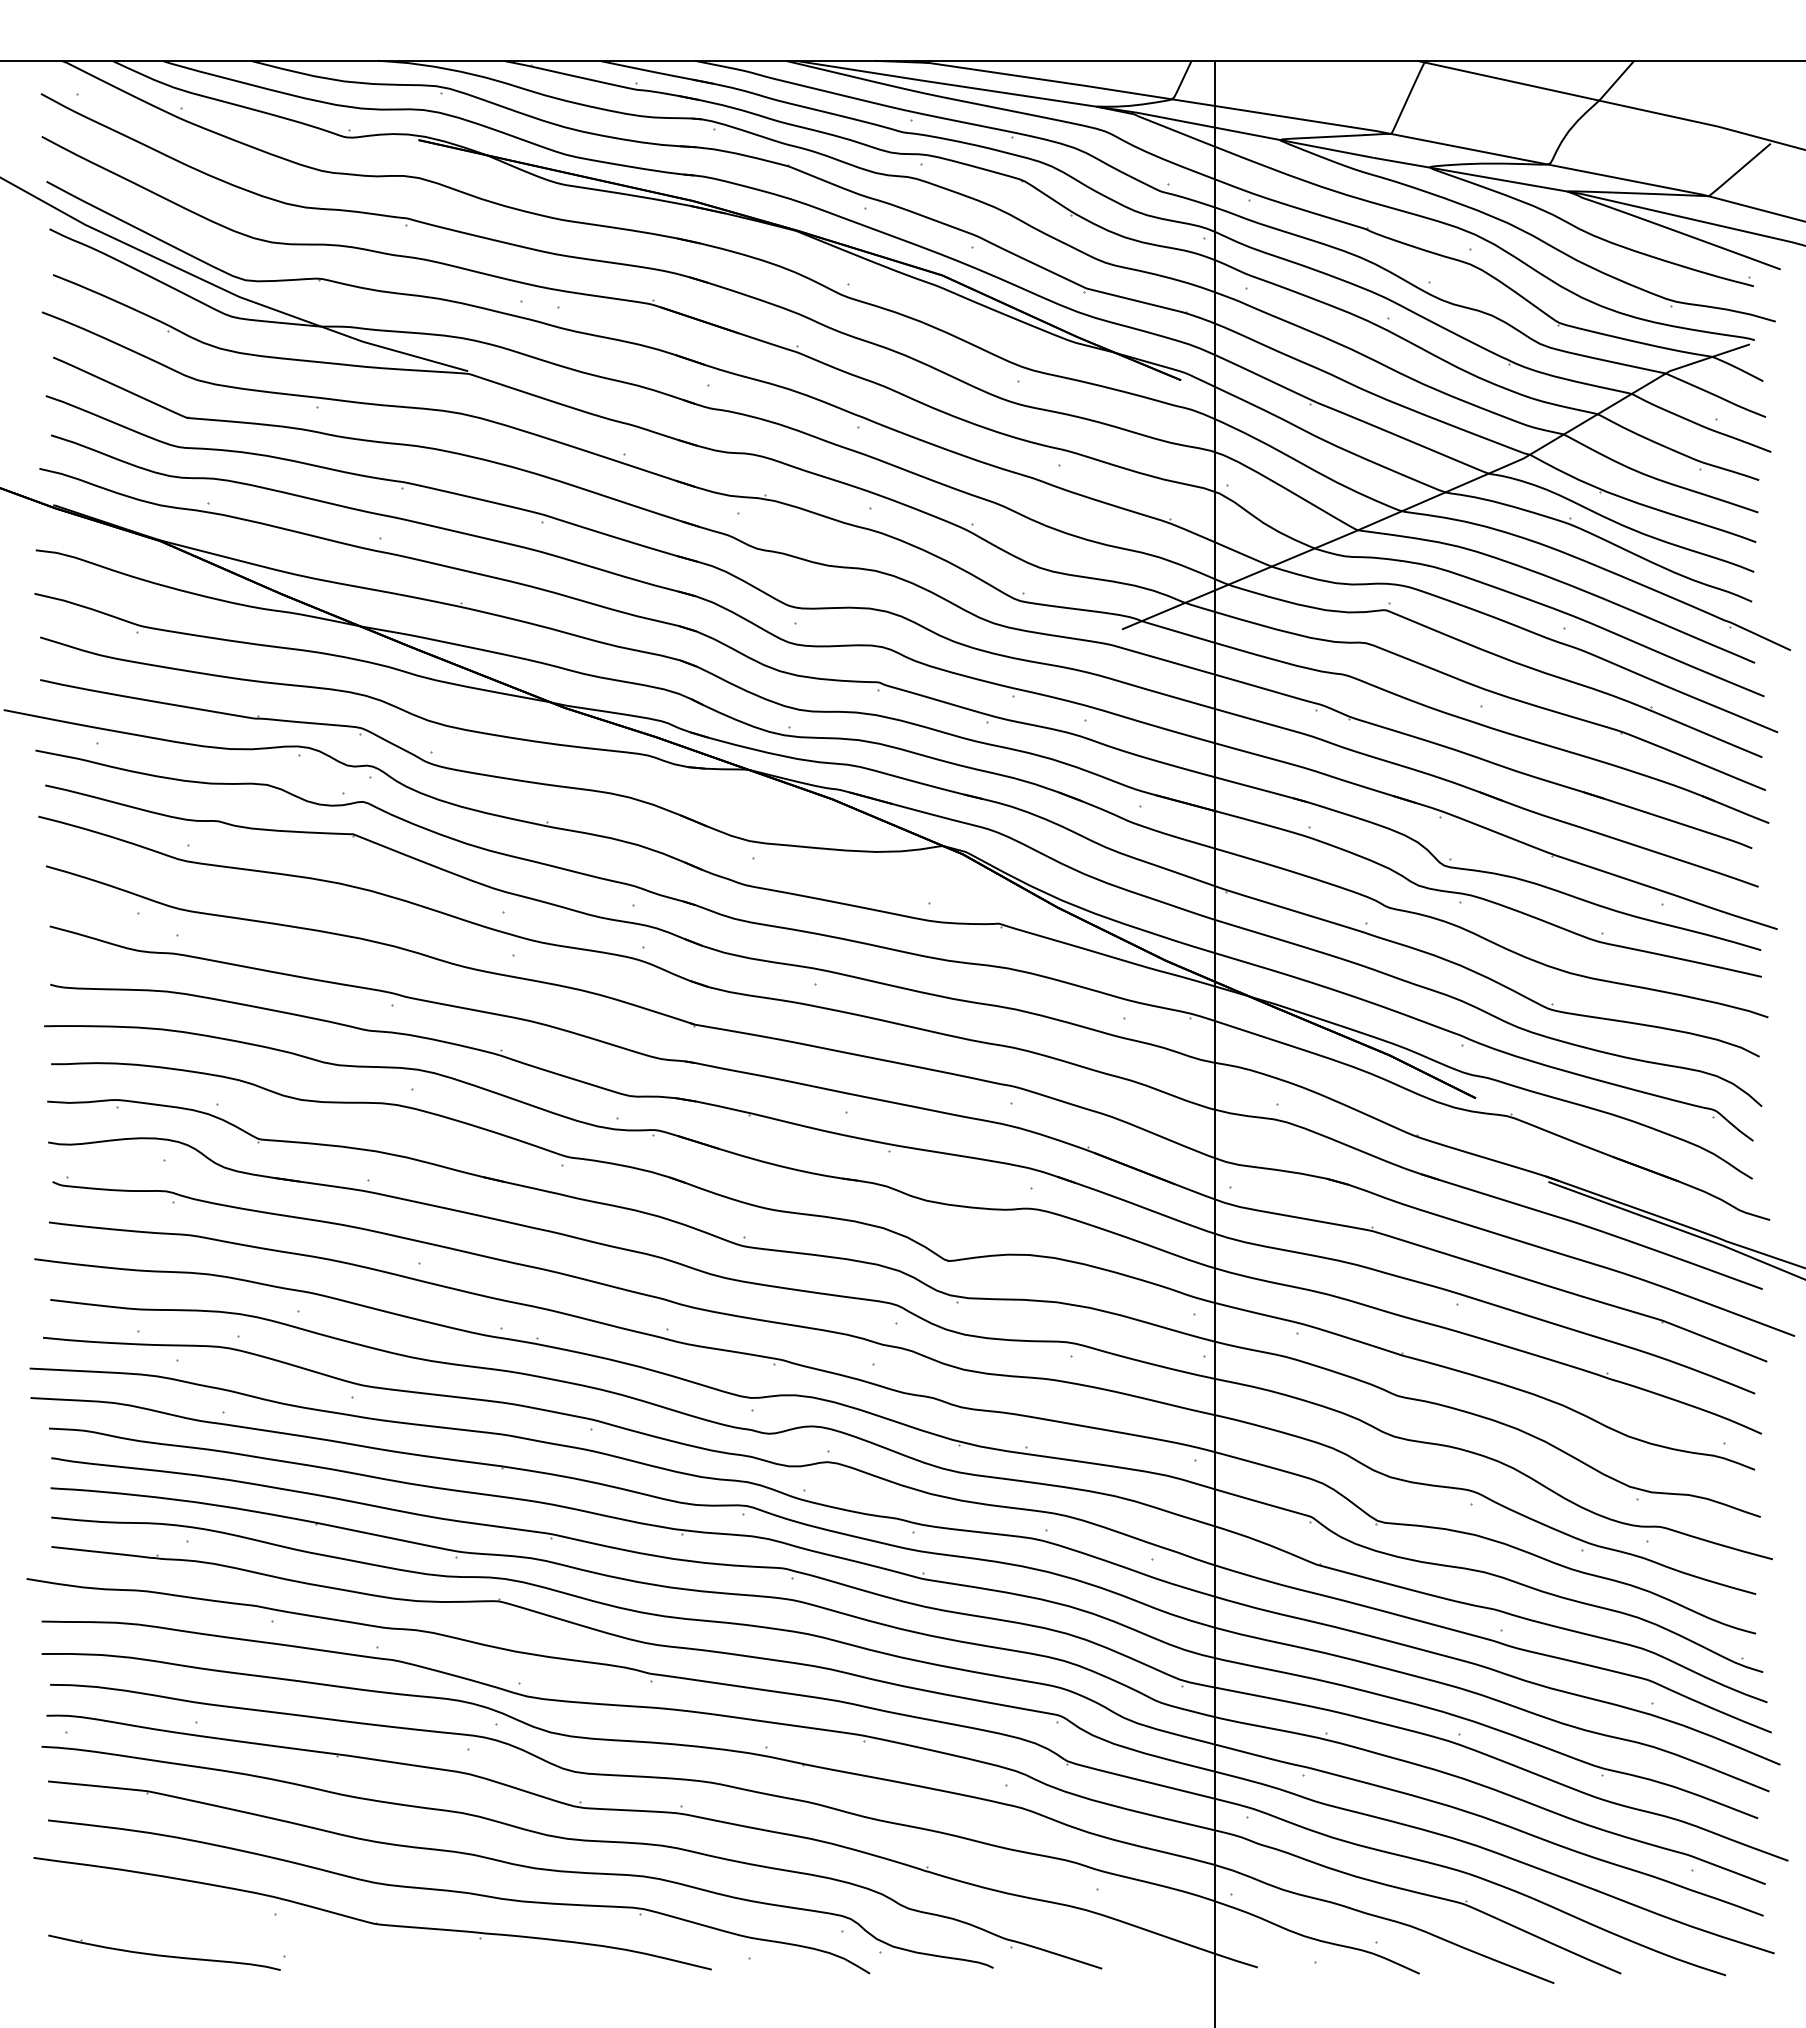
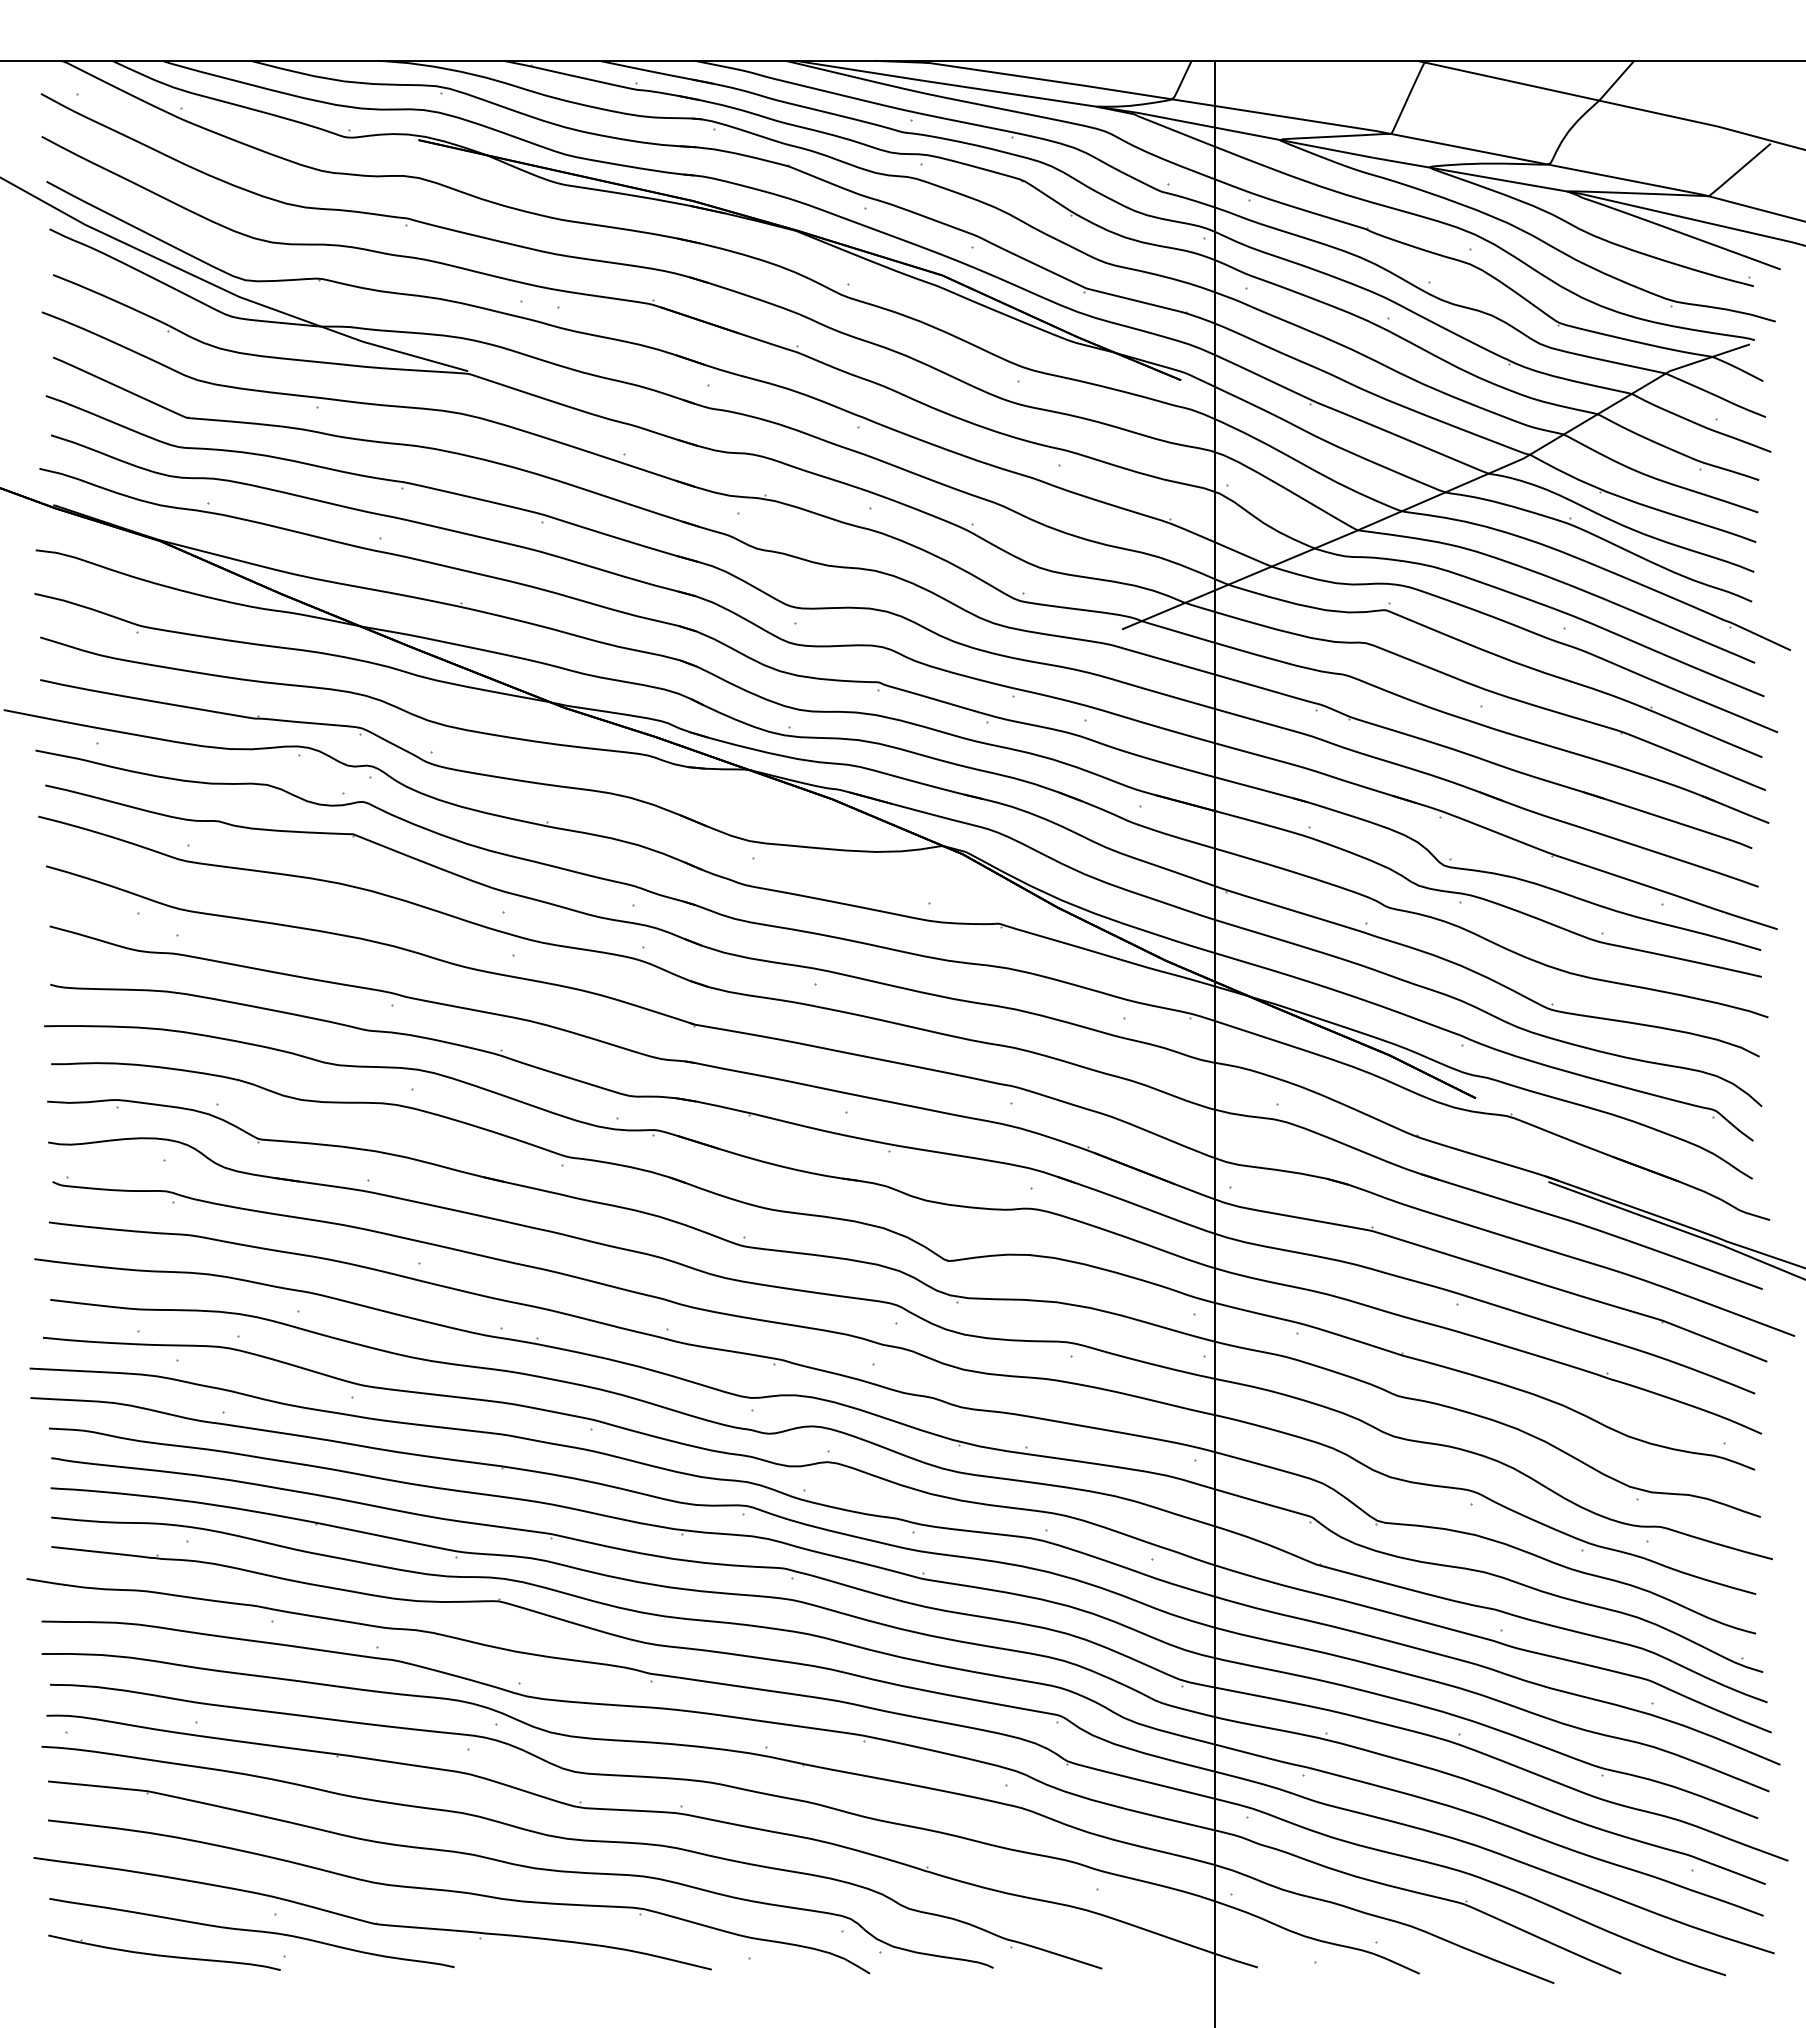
curve: none -> present (251, 1931)
